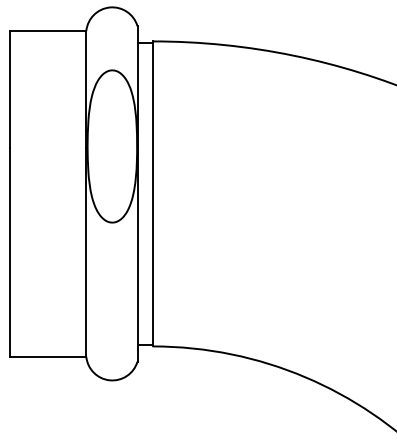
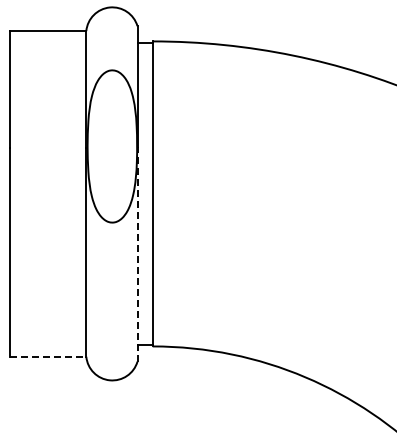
line: solid -> dashed (137, 253)
line: solid -> dashed (48, 356)
